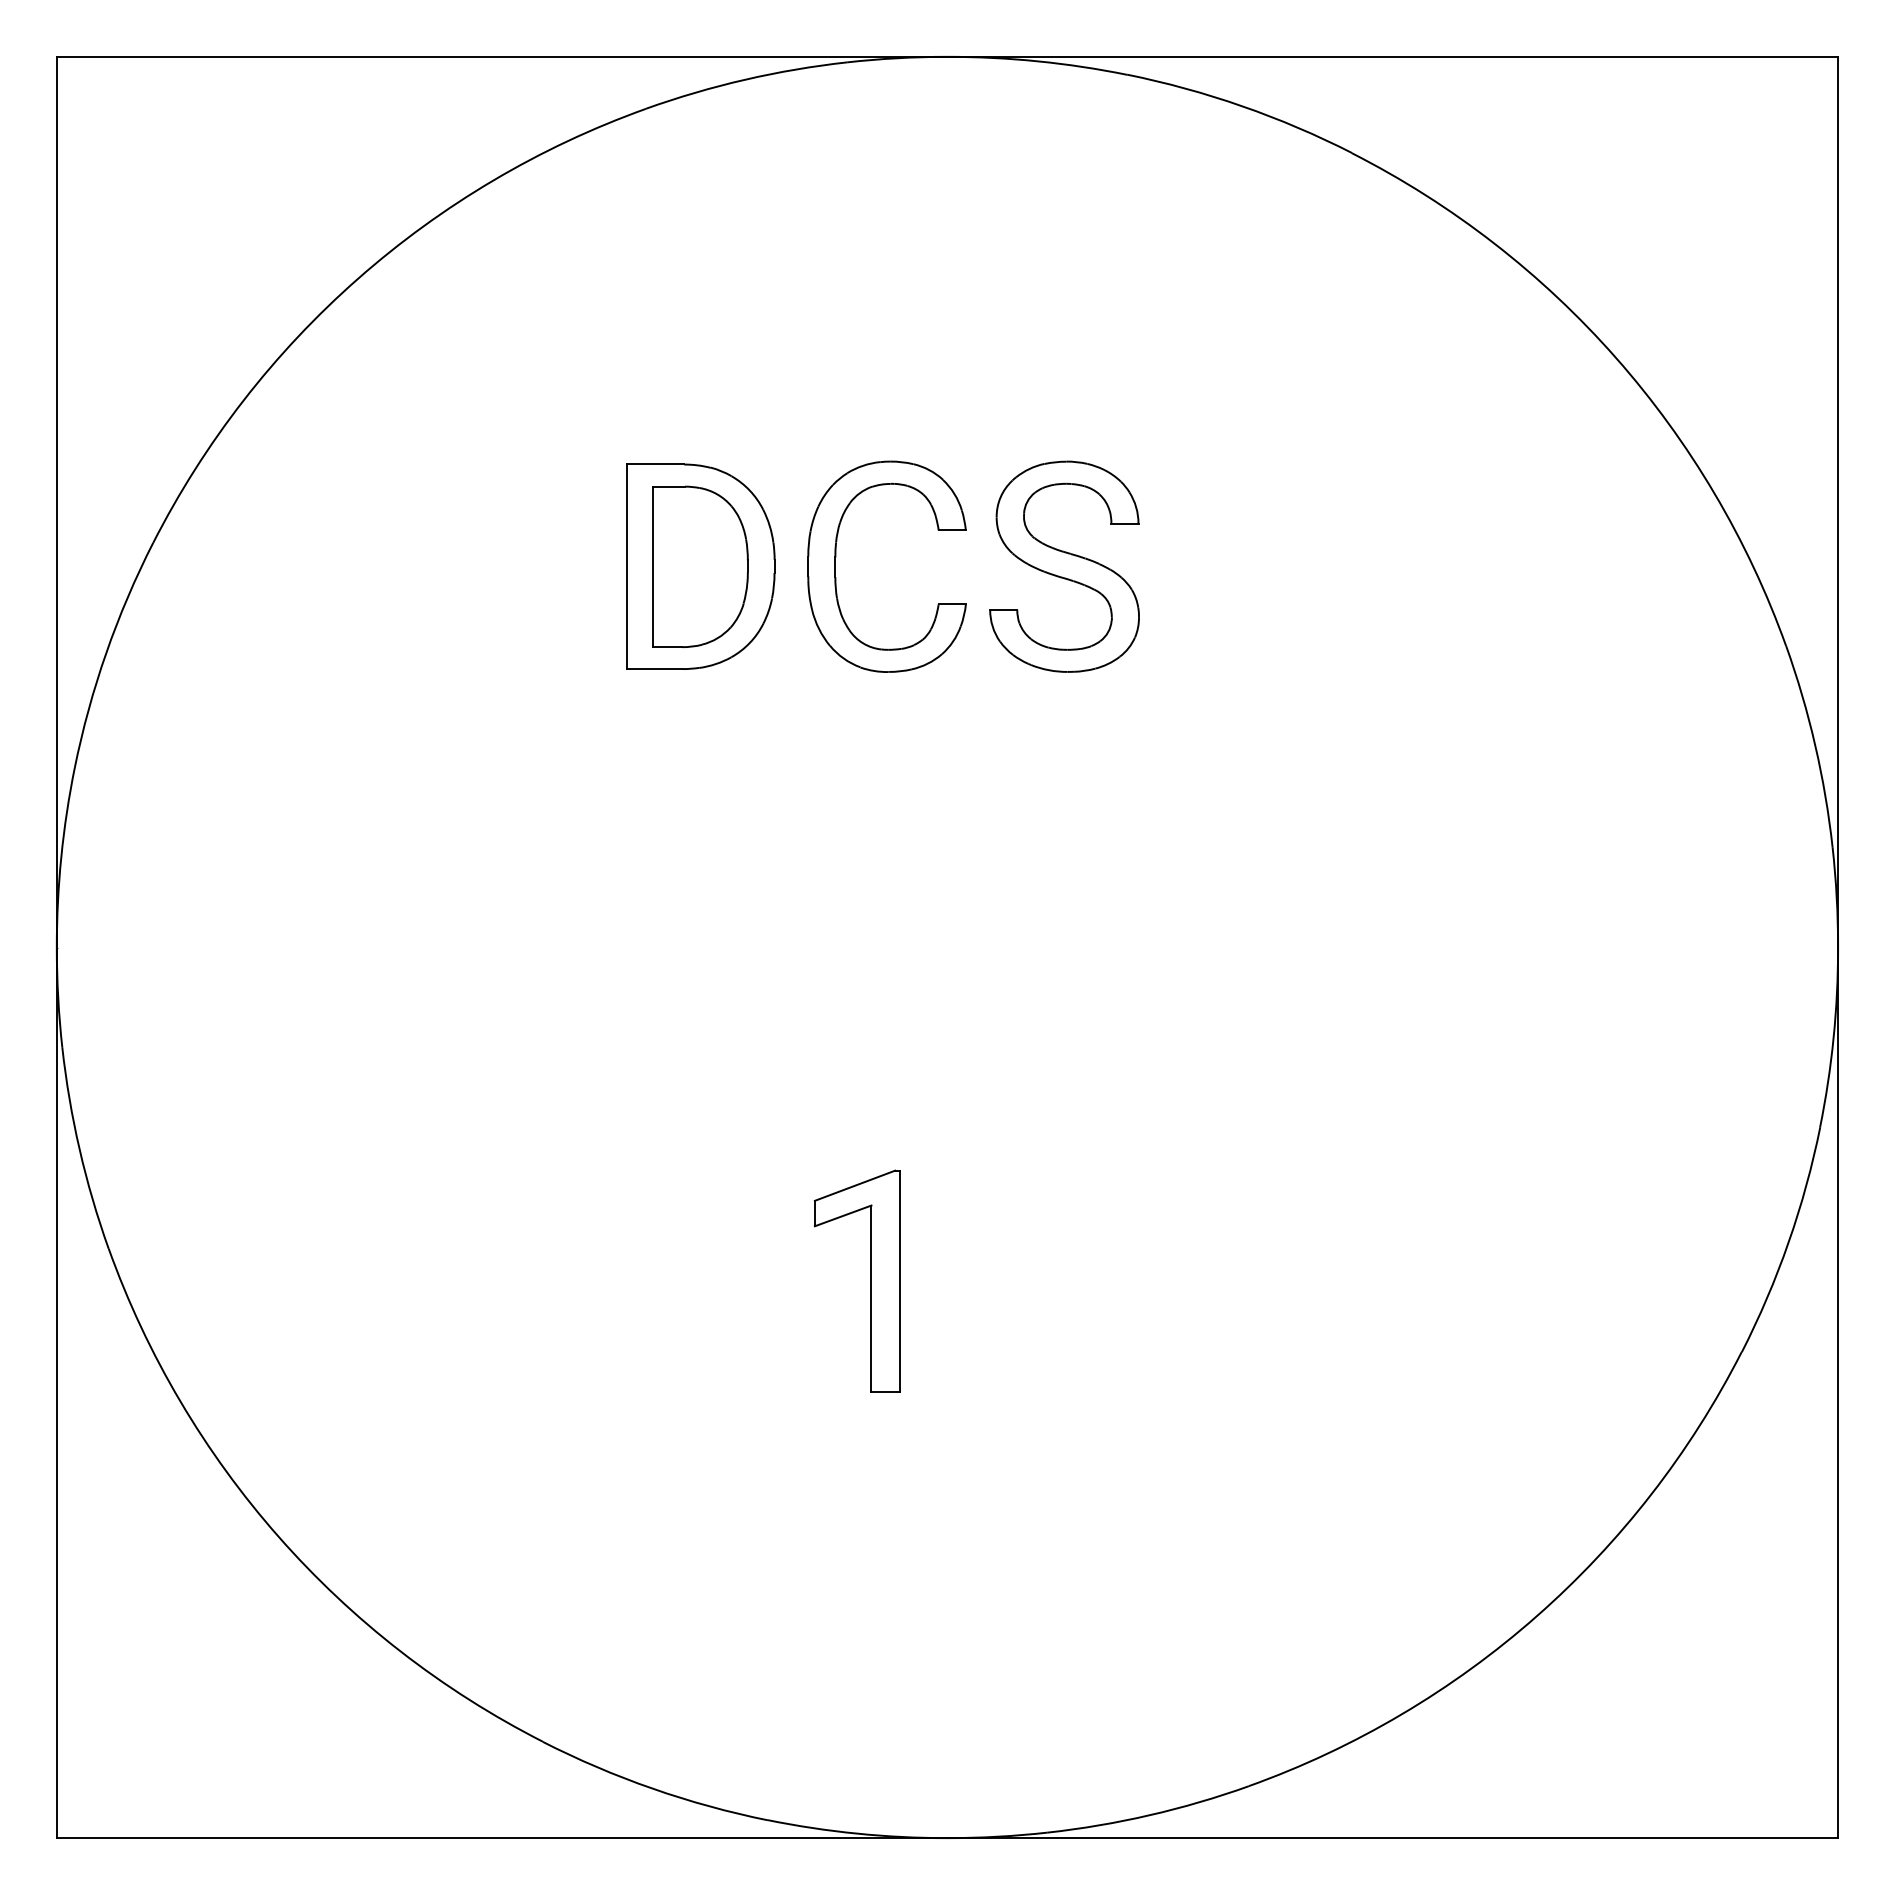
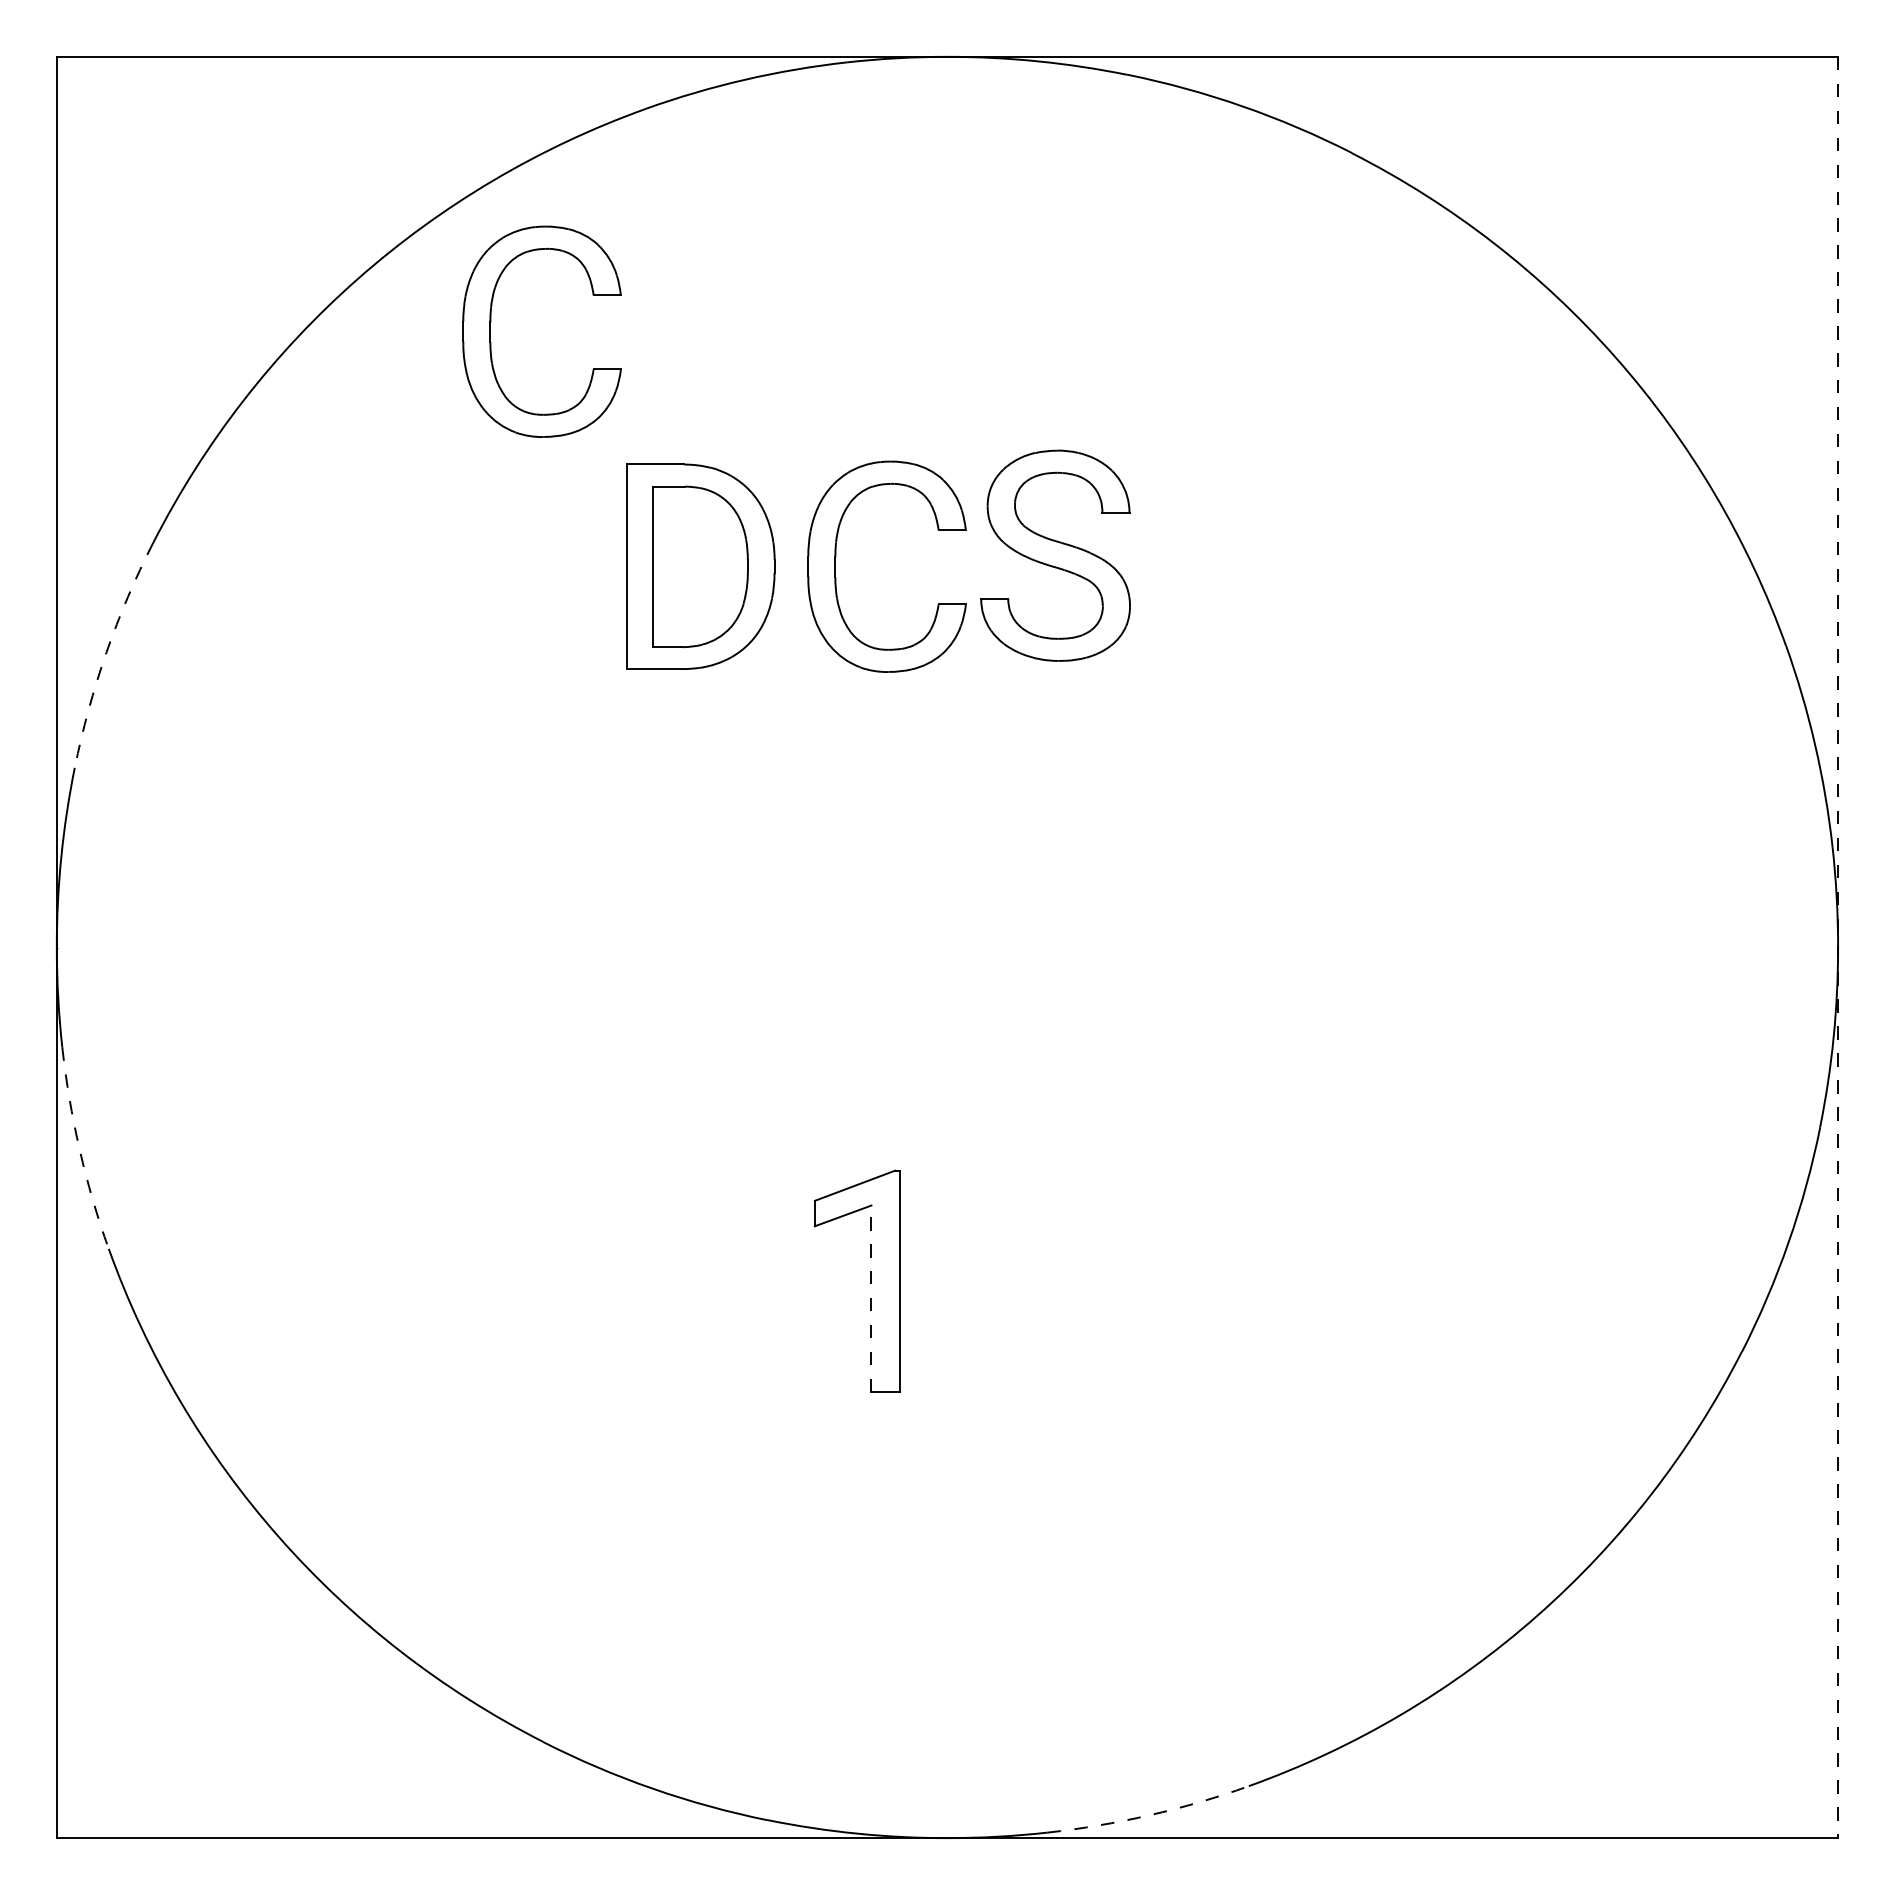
part: none -> present (491, 322)
part position: (1064, 566) -> (1055, 555) (1055, 555)
arc: solid -> dashed (106, 652)
line: solid -> dashed (1838, 947)
arc: solid -> dashed (79, 1149)
line: solid -> dashed (871, 1298)
arc: solid -> dashed (1149, 1815)
